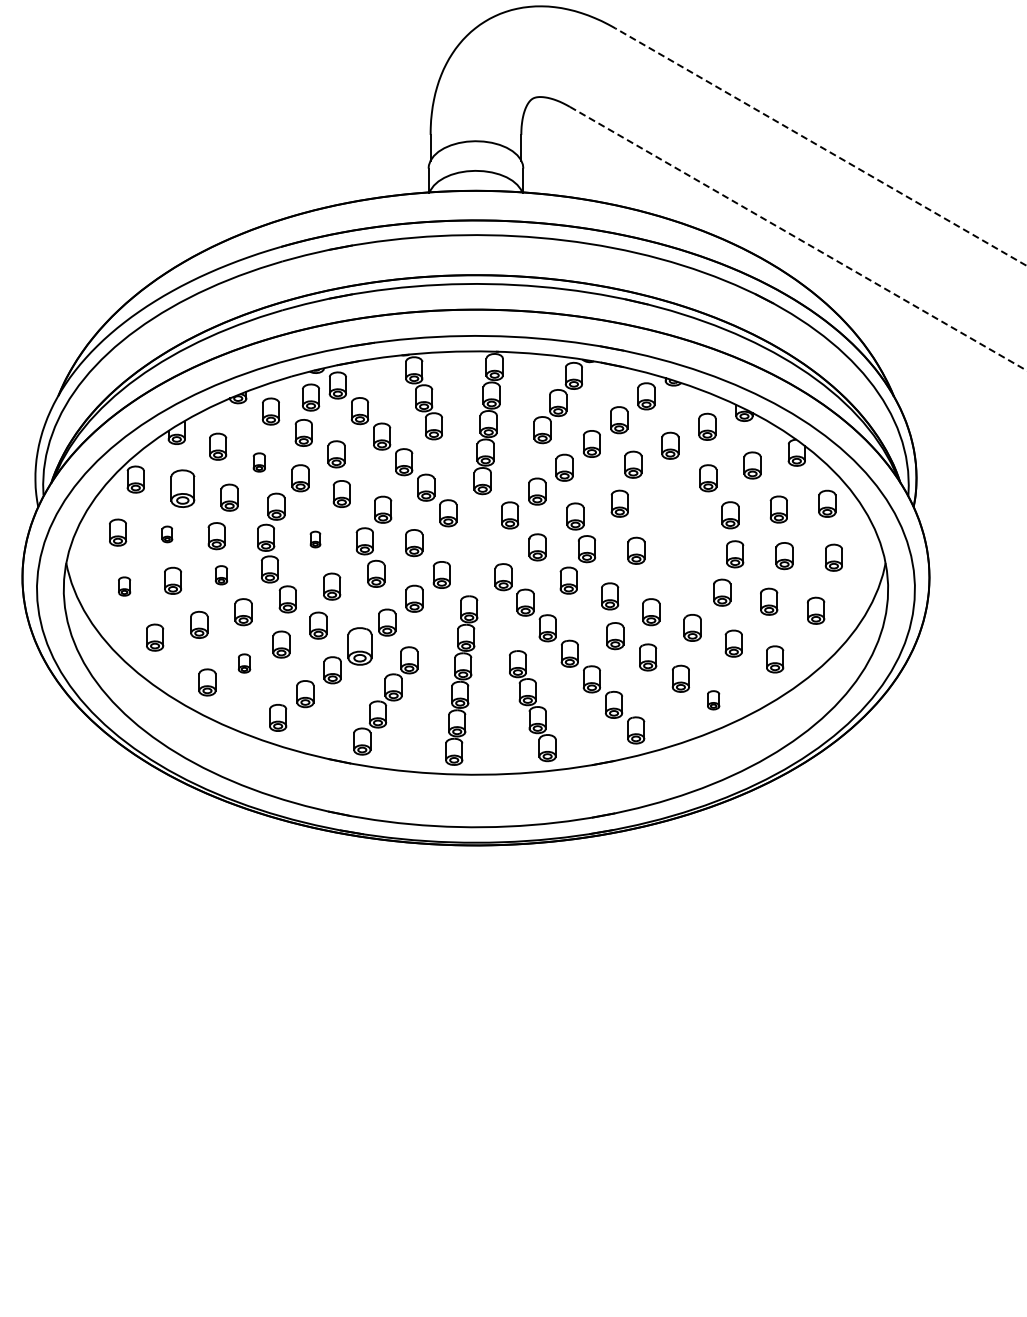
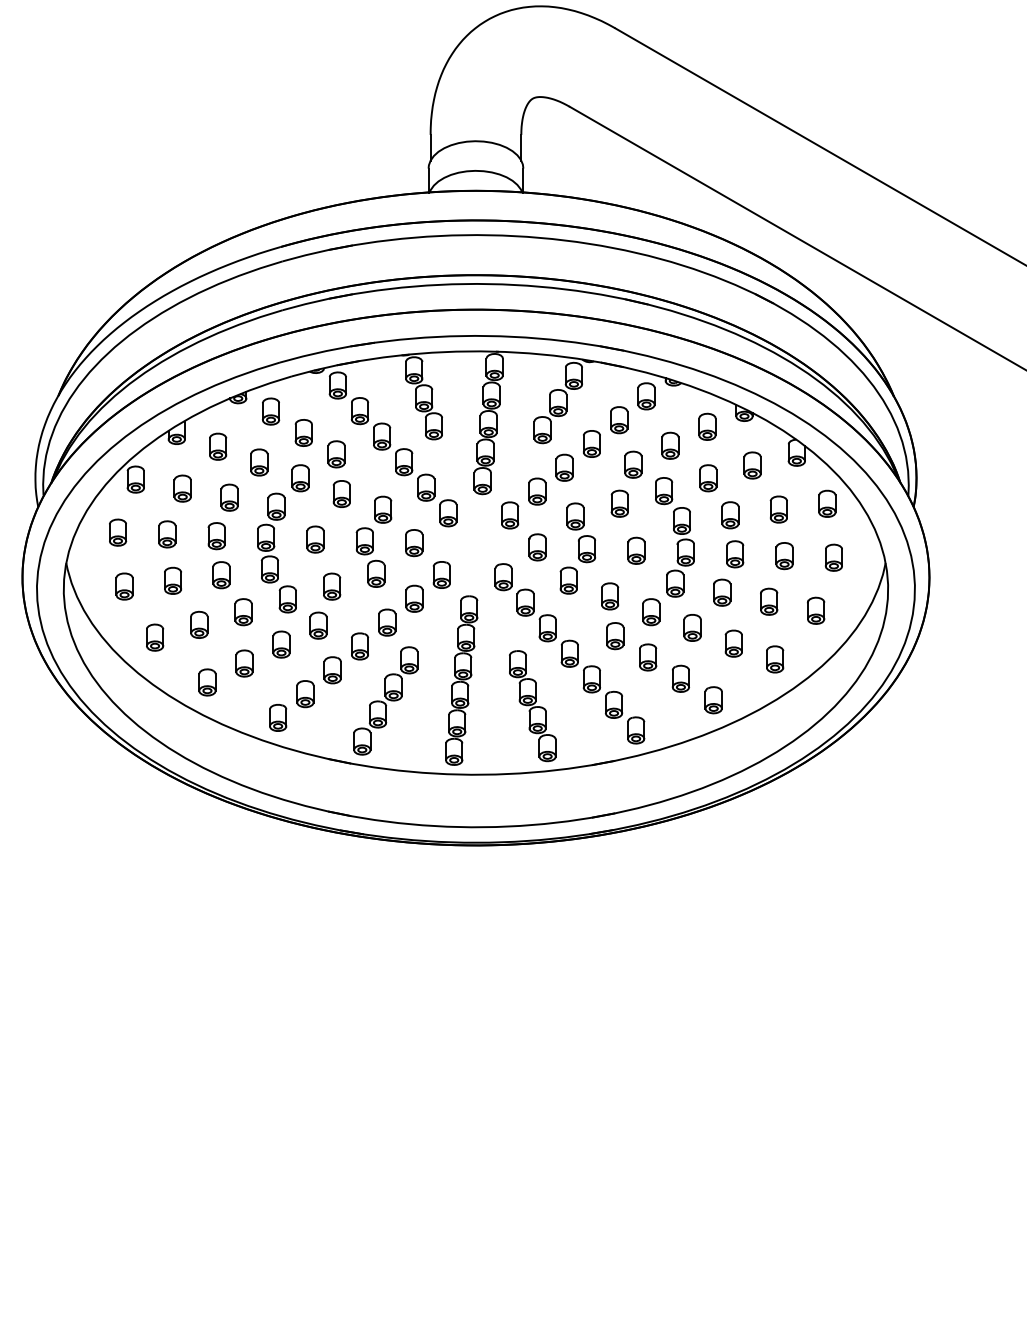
line: dashed -> solid (820, 146)
line: dashed -> solid (798, 238)
part: present -> none (311, 397)
part size: 14x21 px -> 19x29 px (259, 462)
part size: 26x39 px -> 19x29 px (182, 488)
part size: 13x19 px -> 19x29 px (167, 534)
part: none -> present (674, 537)
part size: 13x19 px -> 19x29 px (315, 539)
part size: 14x21 px -> 19x29 px (221, 575)
part size: 14x21 px -> 19x29 px (124, 586)
part size: 26x39 px -> 18x29 px (359, 646)
part size: 15x21 px -> 19x29 px (244, 663)
part size: 14x21 px -> 19x29 px (713, 700)
